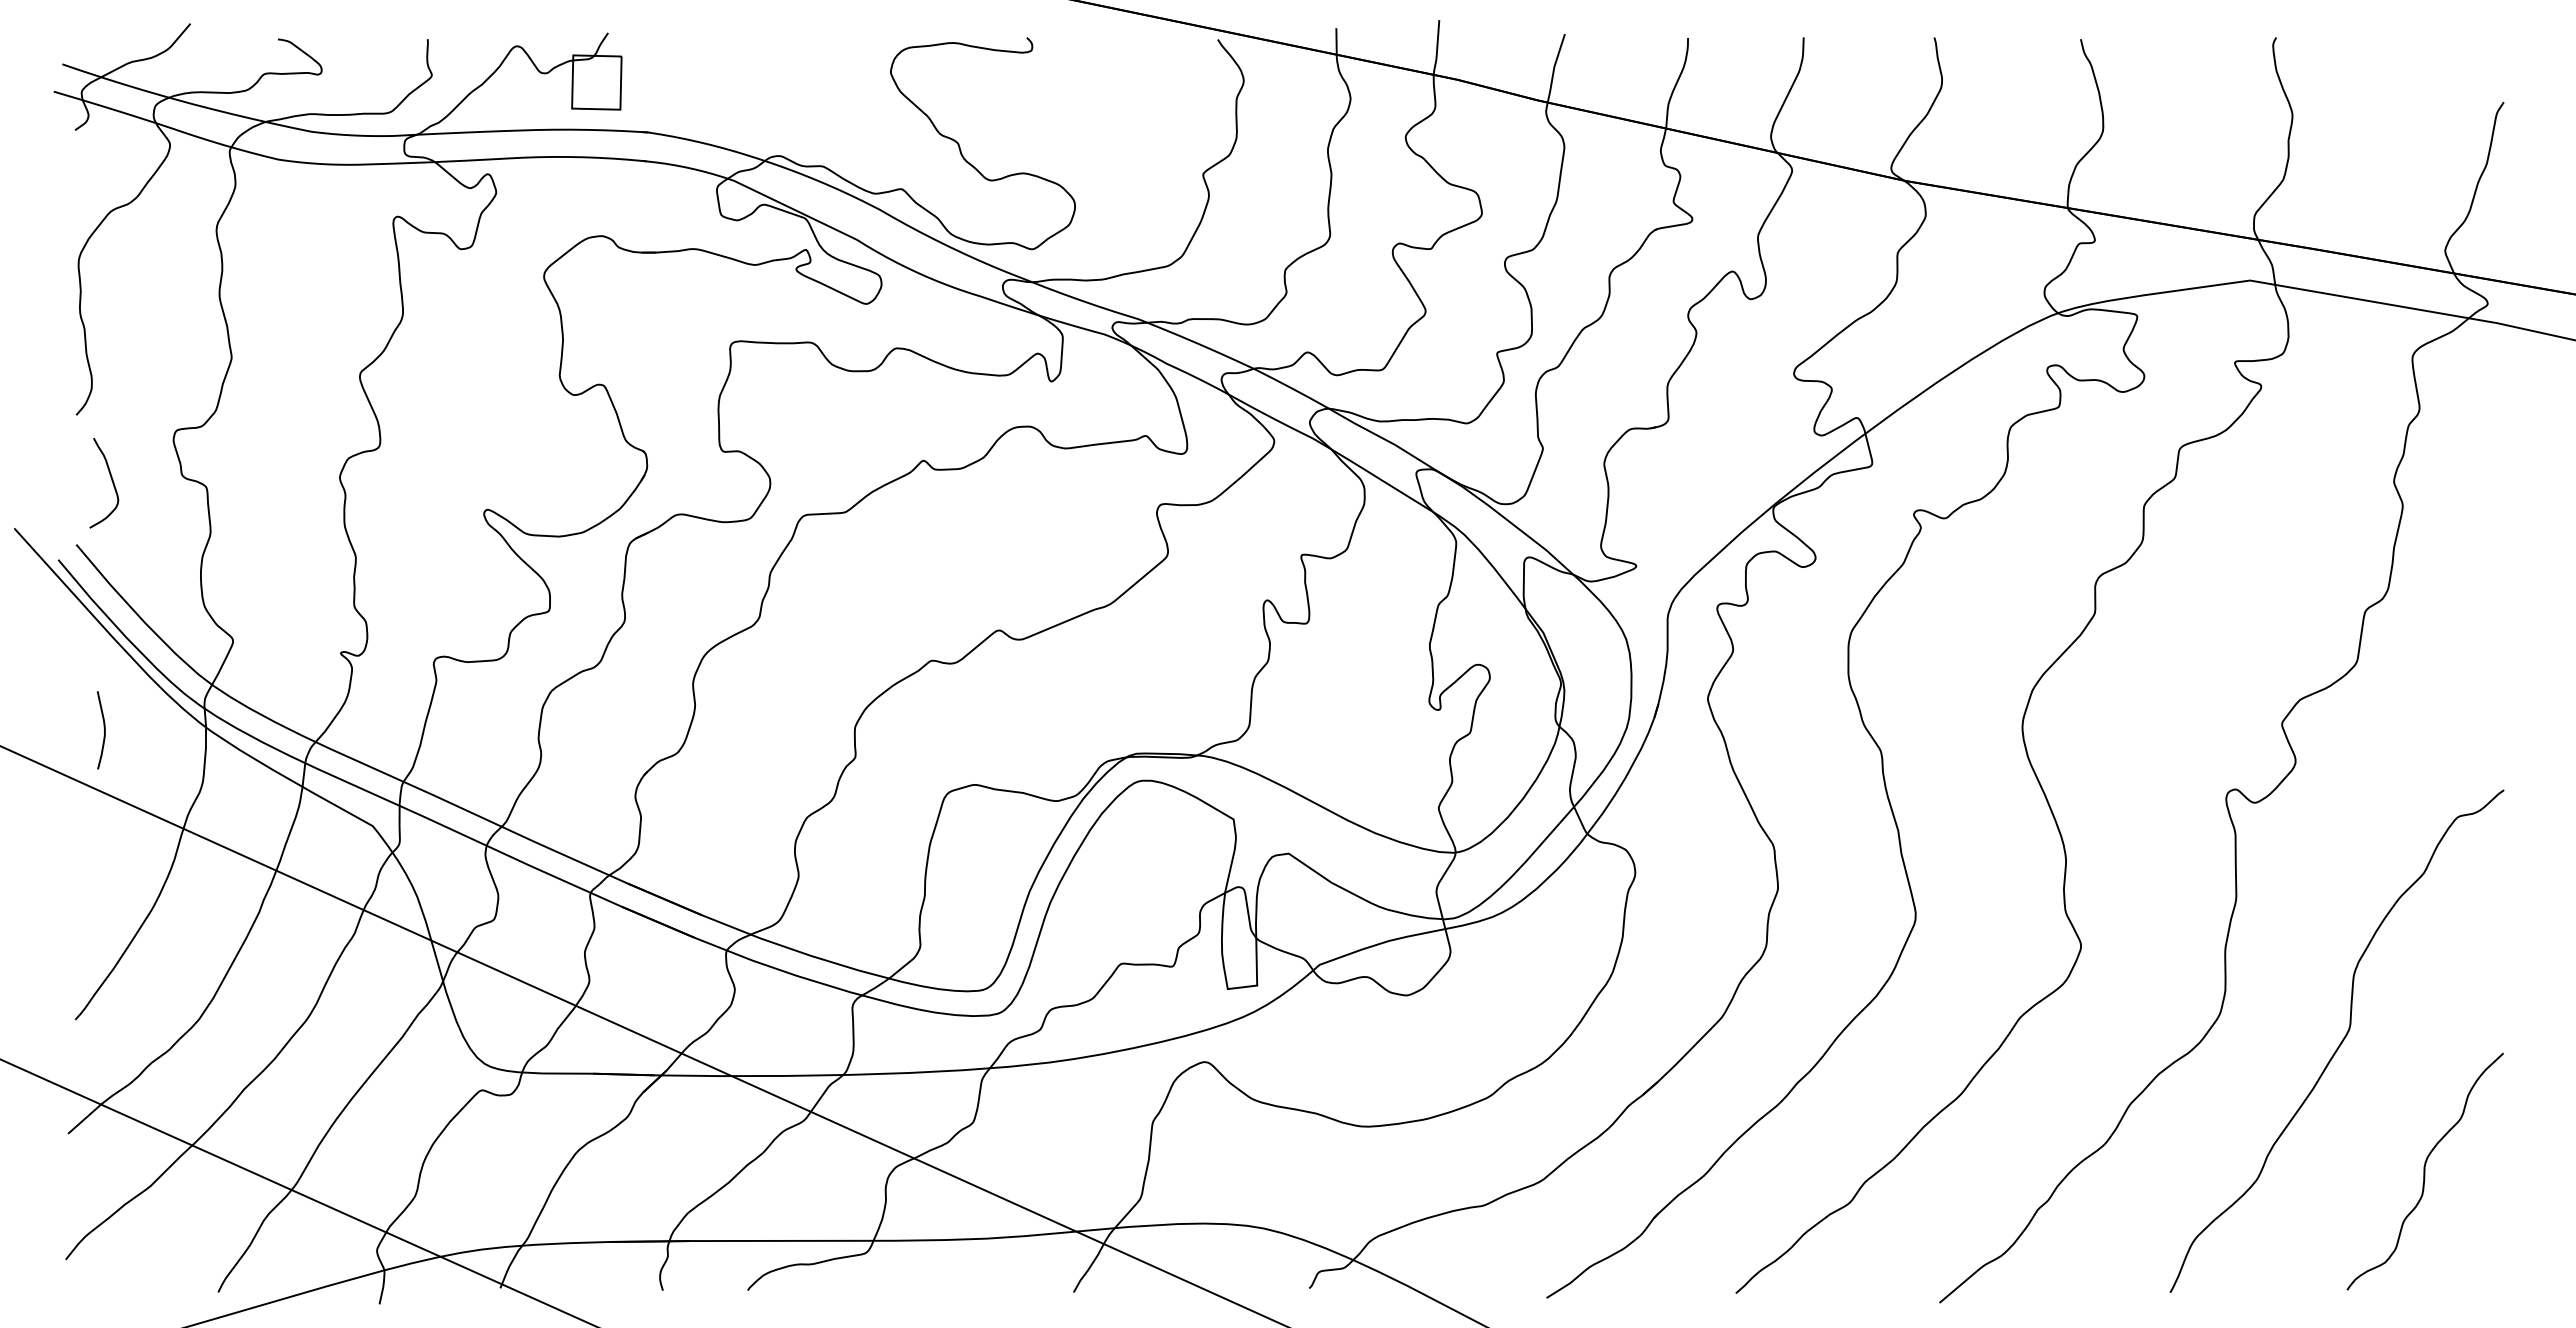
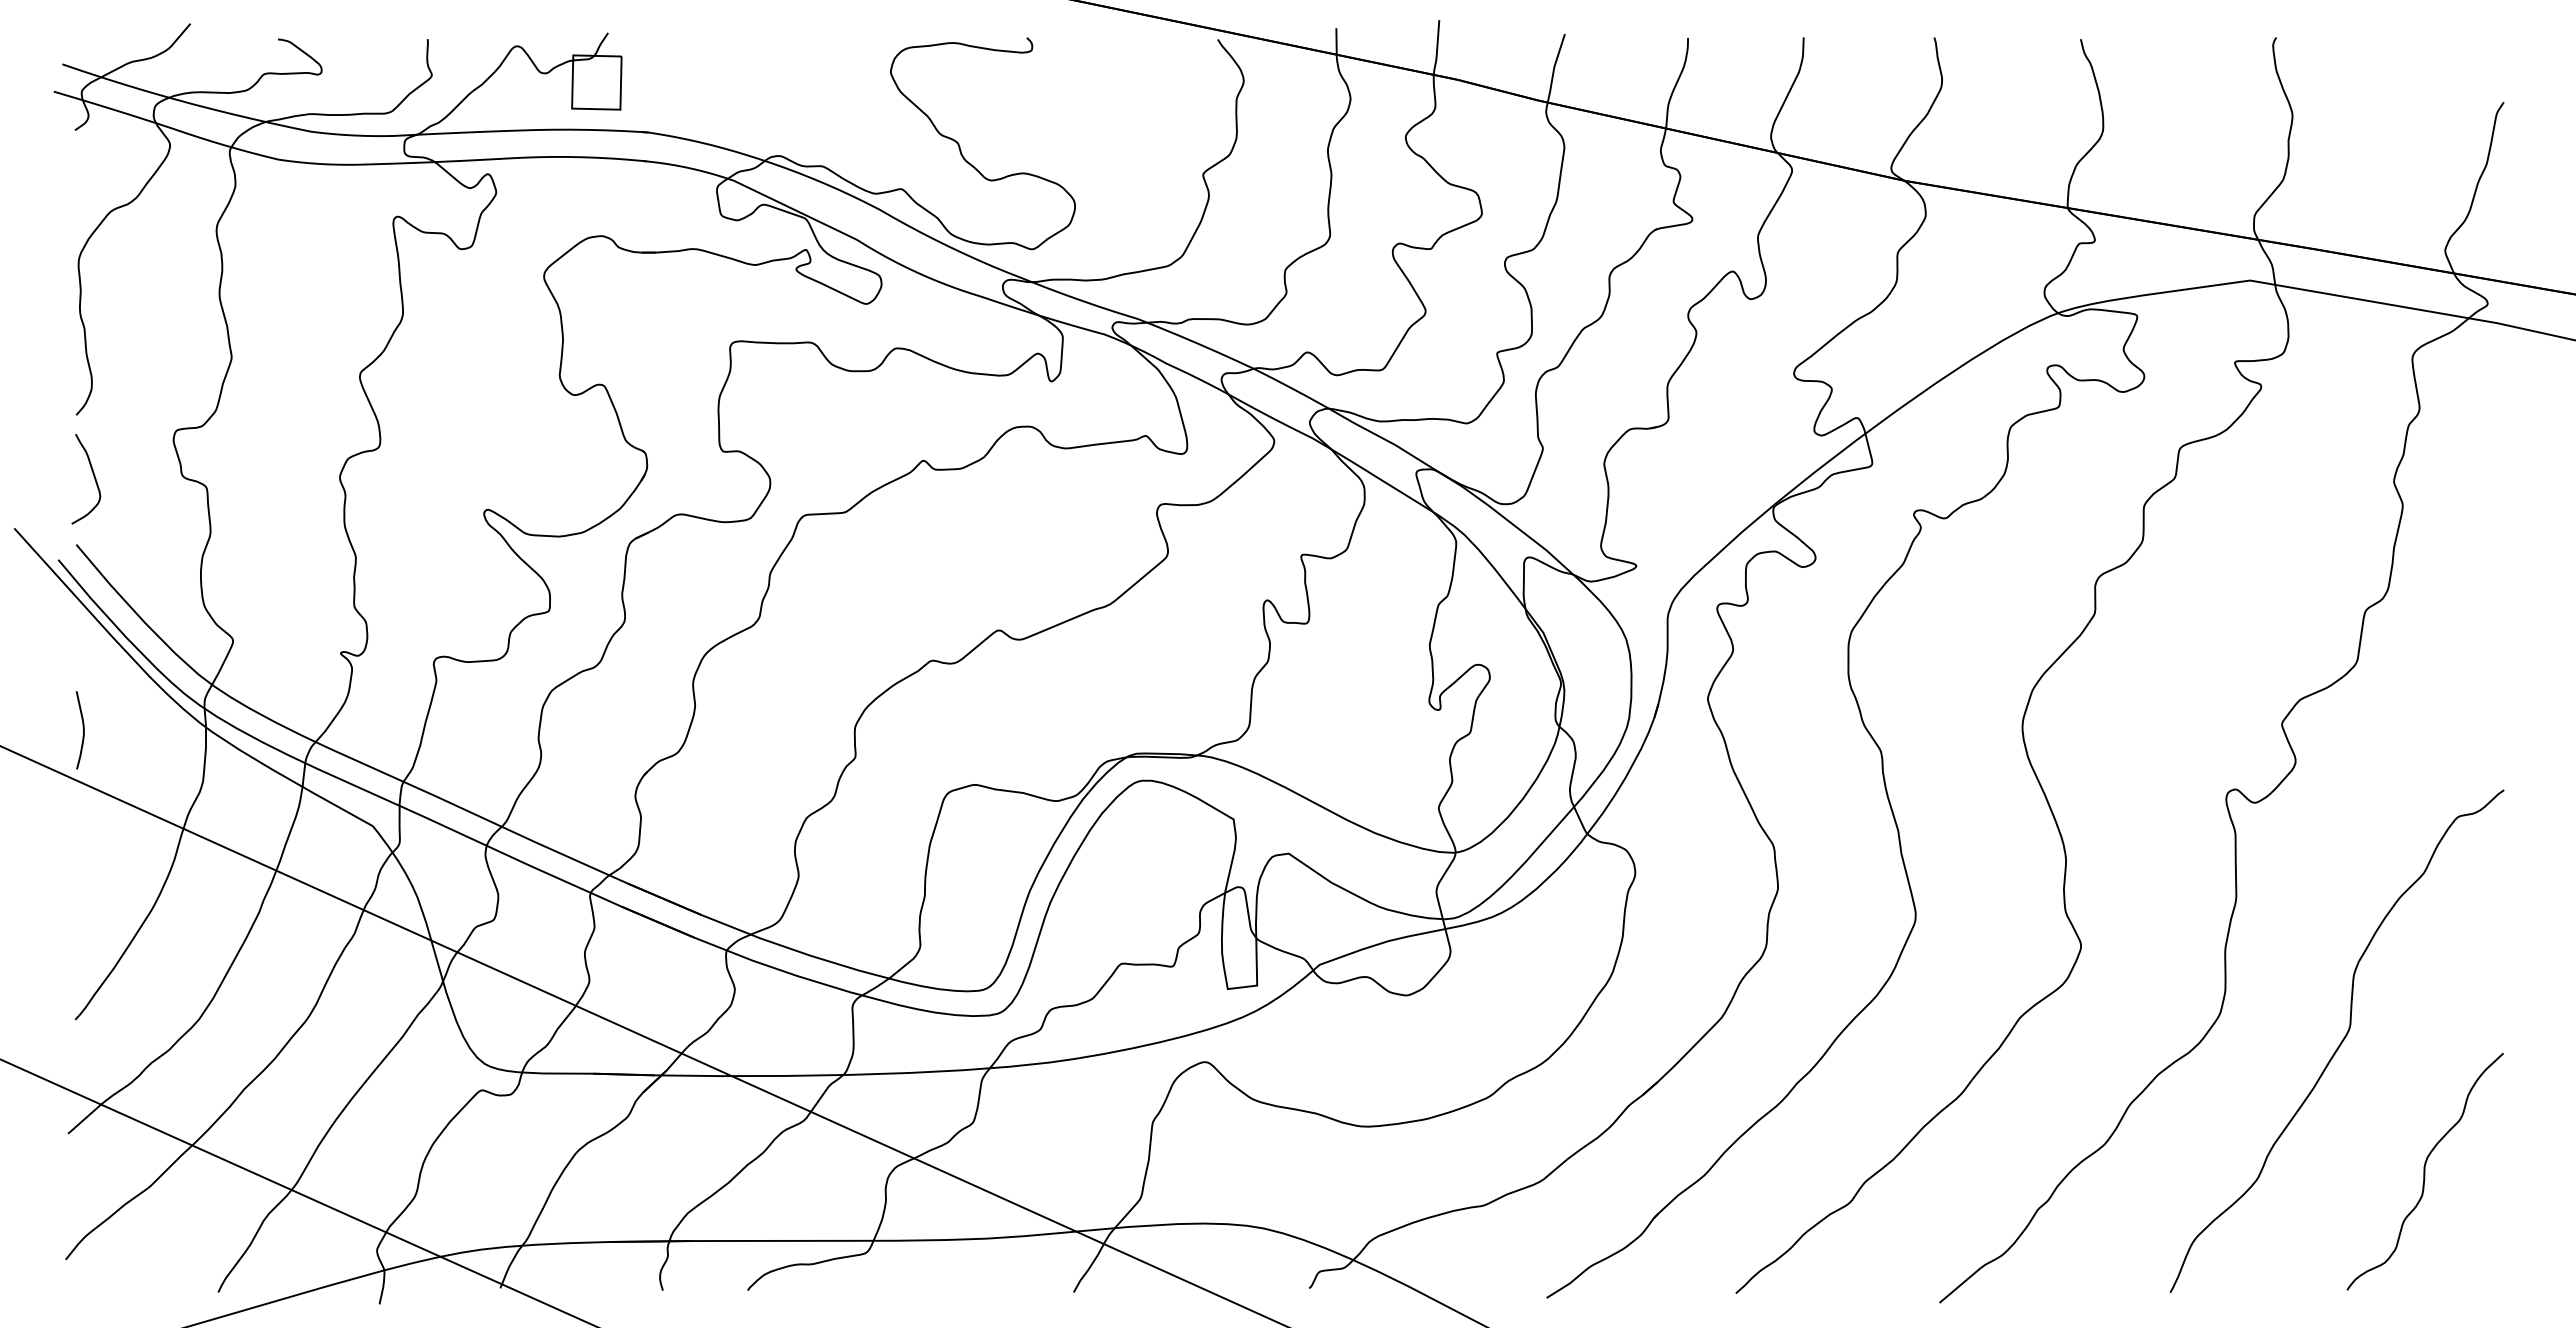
curve position: (111, 480) -> (93, 476) (93, 476)
curve position: (104, 730) -> (83, 730) (83, 730)
